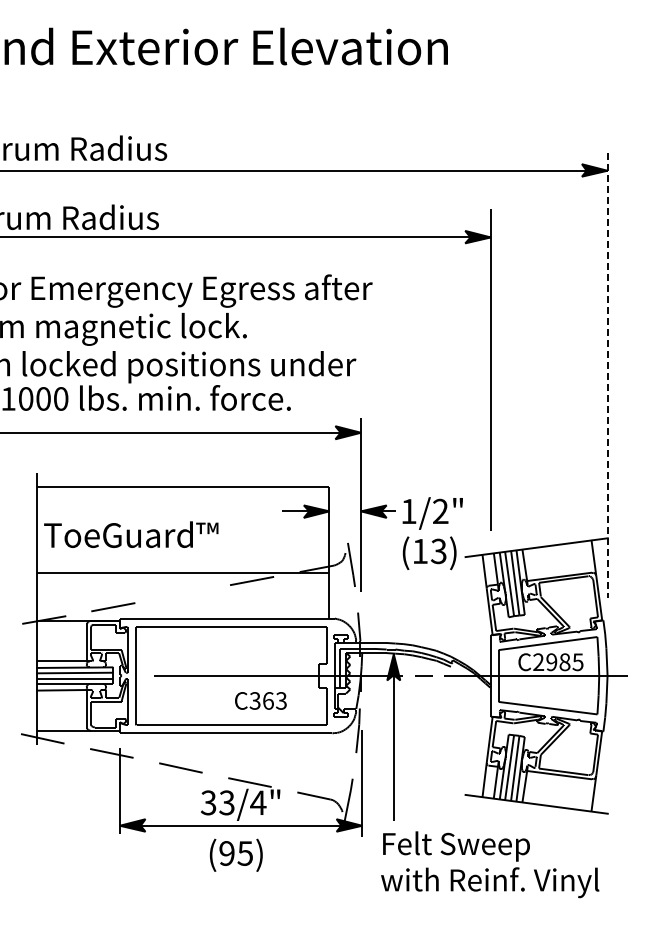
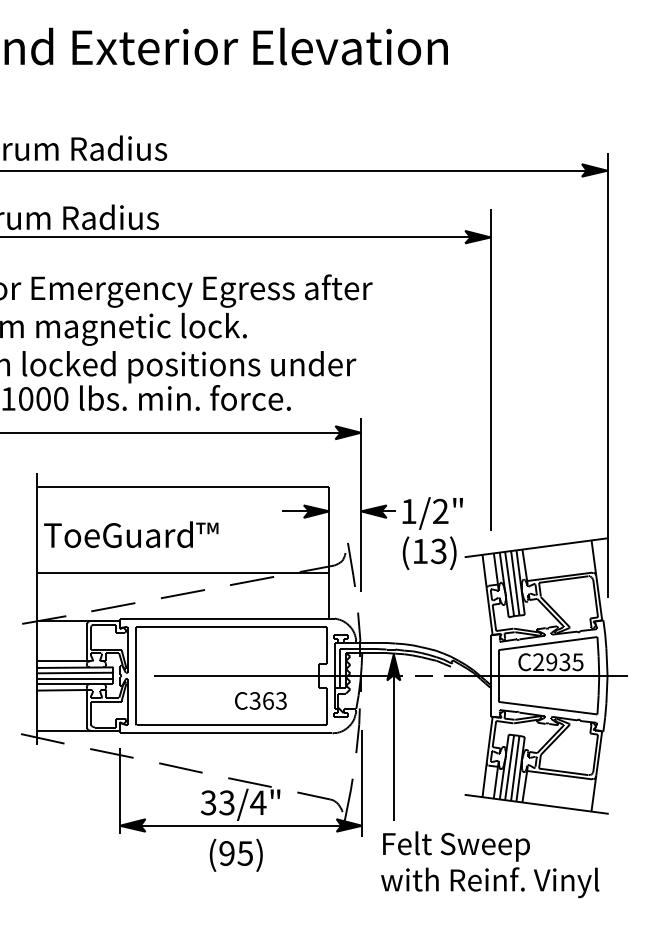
line: dashed -> solid (607, 376)
line: none -> present (183, 594)
text: C2985 -> C2935 (564, 661)
